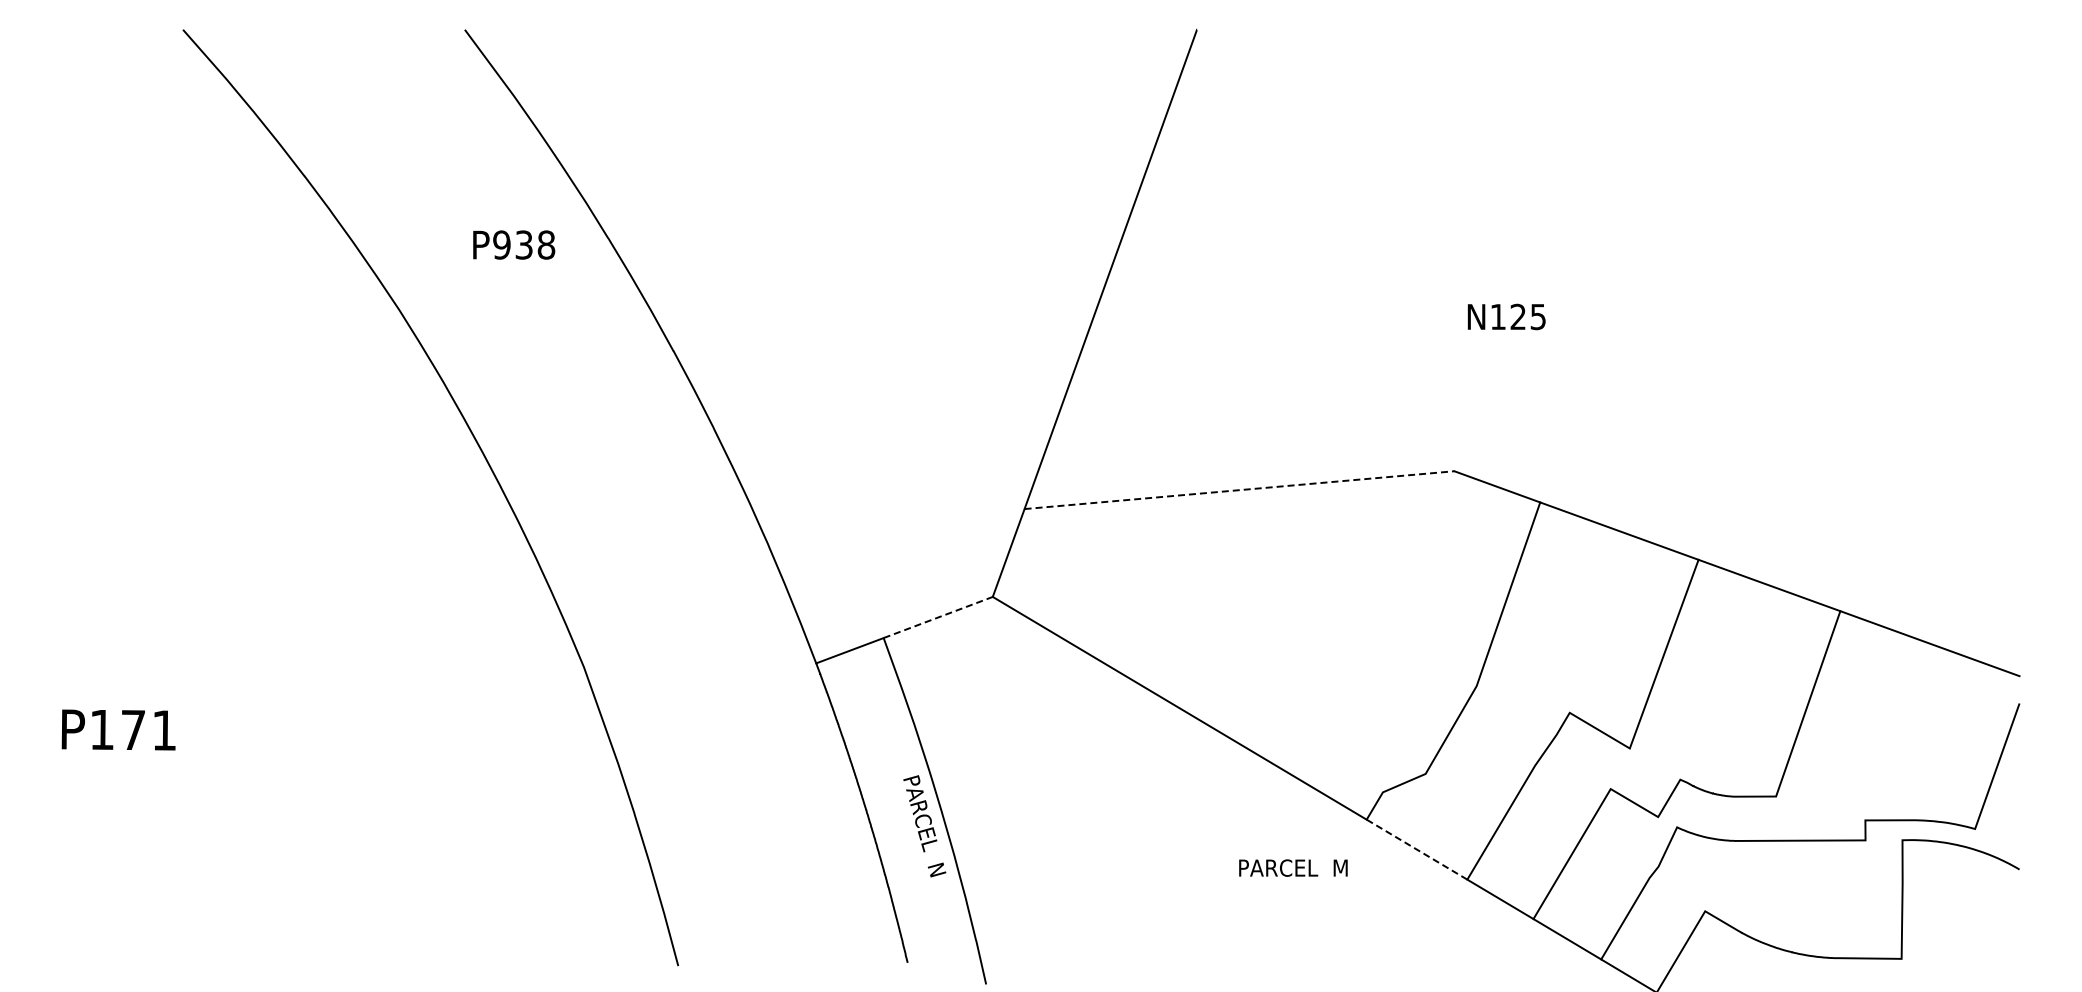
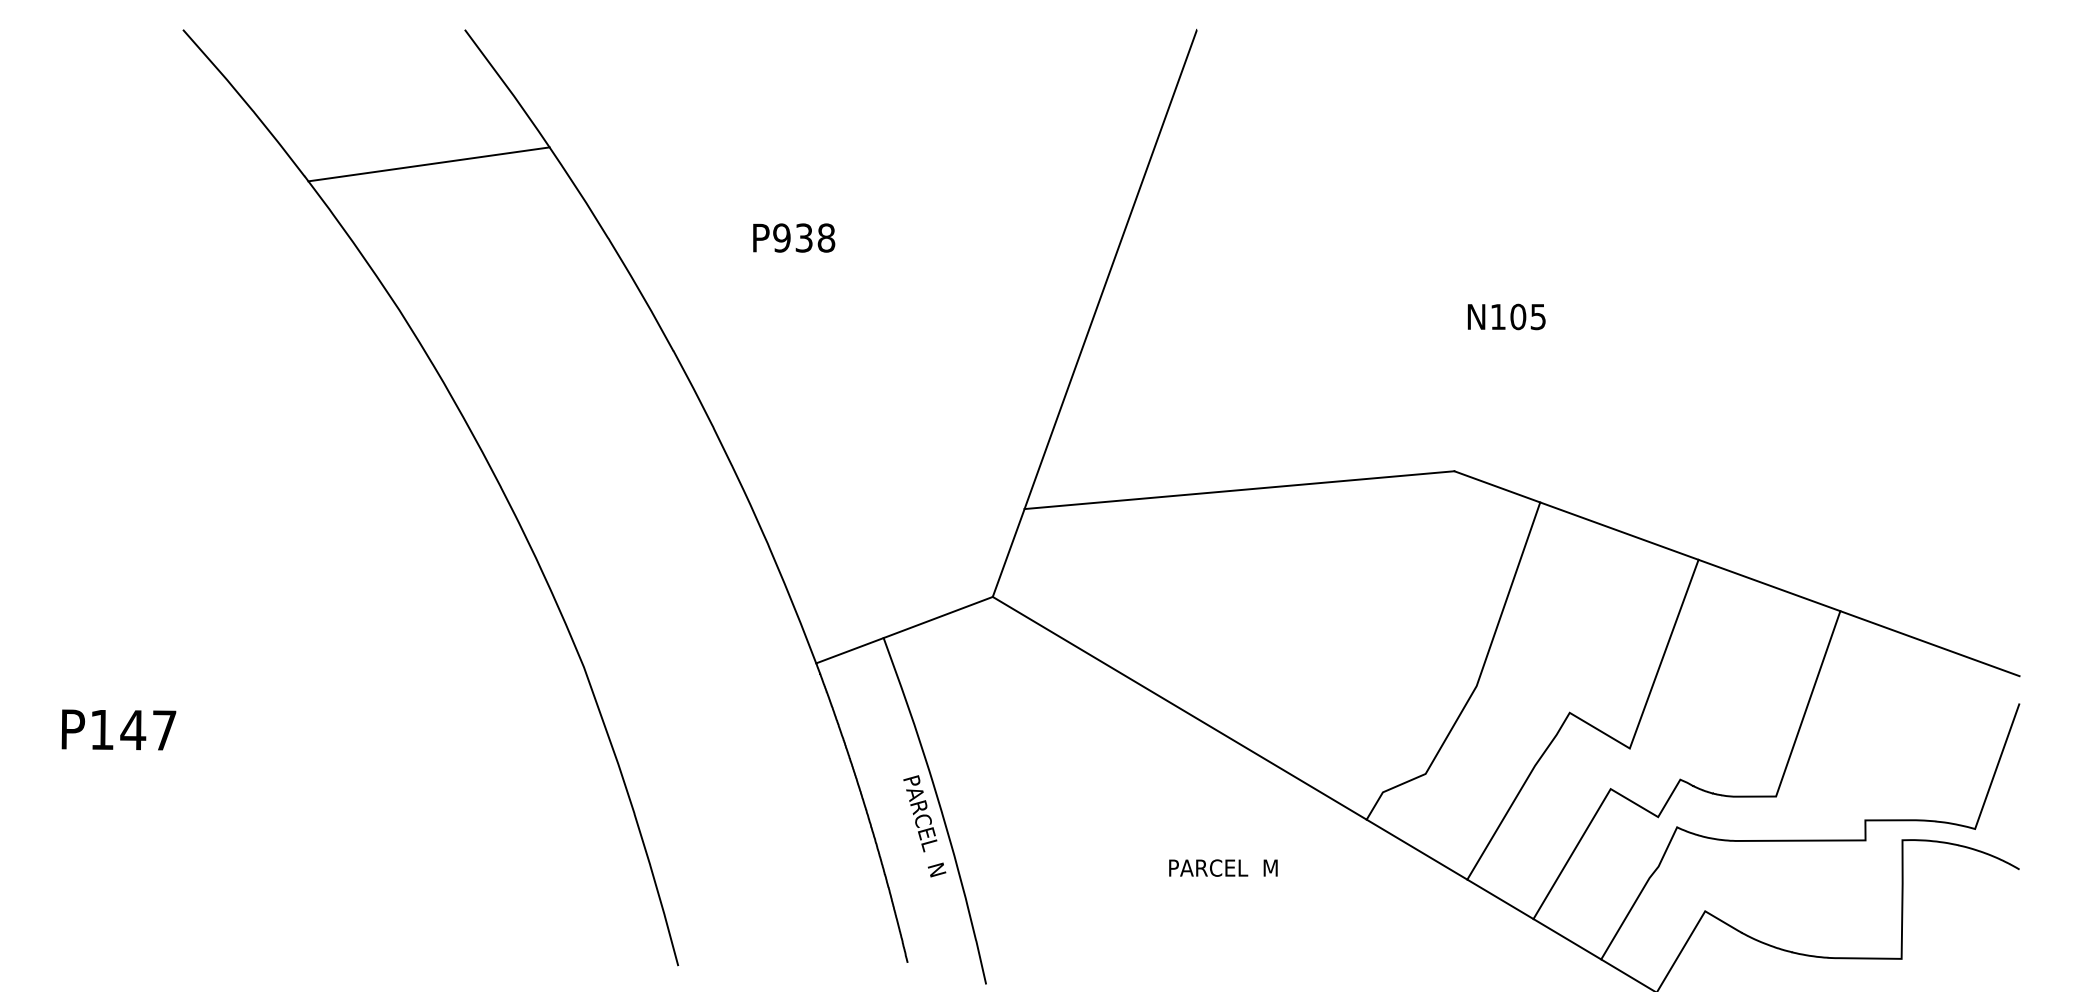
line: none -> present (428, 164)
text position: (514, 244) -> (794, 237) (794, 237)
text: N125 -> N105 (1518, 316)
line: dashed -> solid (1239, 490)
line: dashed -> solid (938, 617)
text: P171 -> P147 (148, 730)
line: dashed -> solid (1417, 849)
text position: (1293, 867) -> (1223, 867) (1223, 867)
